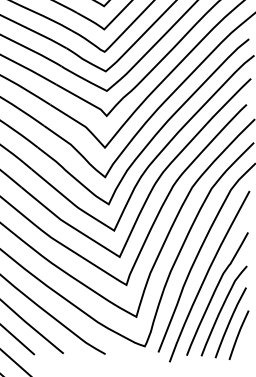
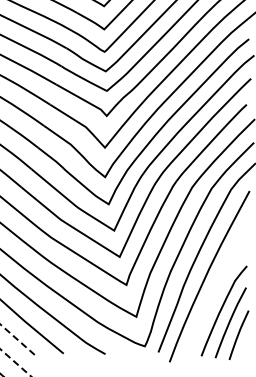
curve: present -> none (215, 292)
line: solid -> dashed (17, 339)
line: solid -> dashed (15, 362)
